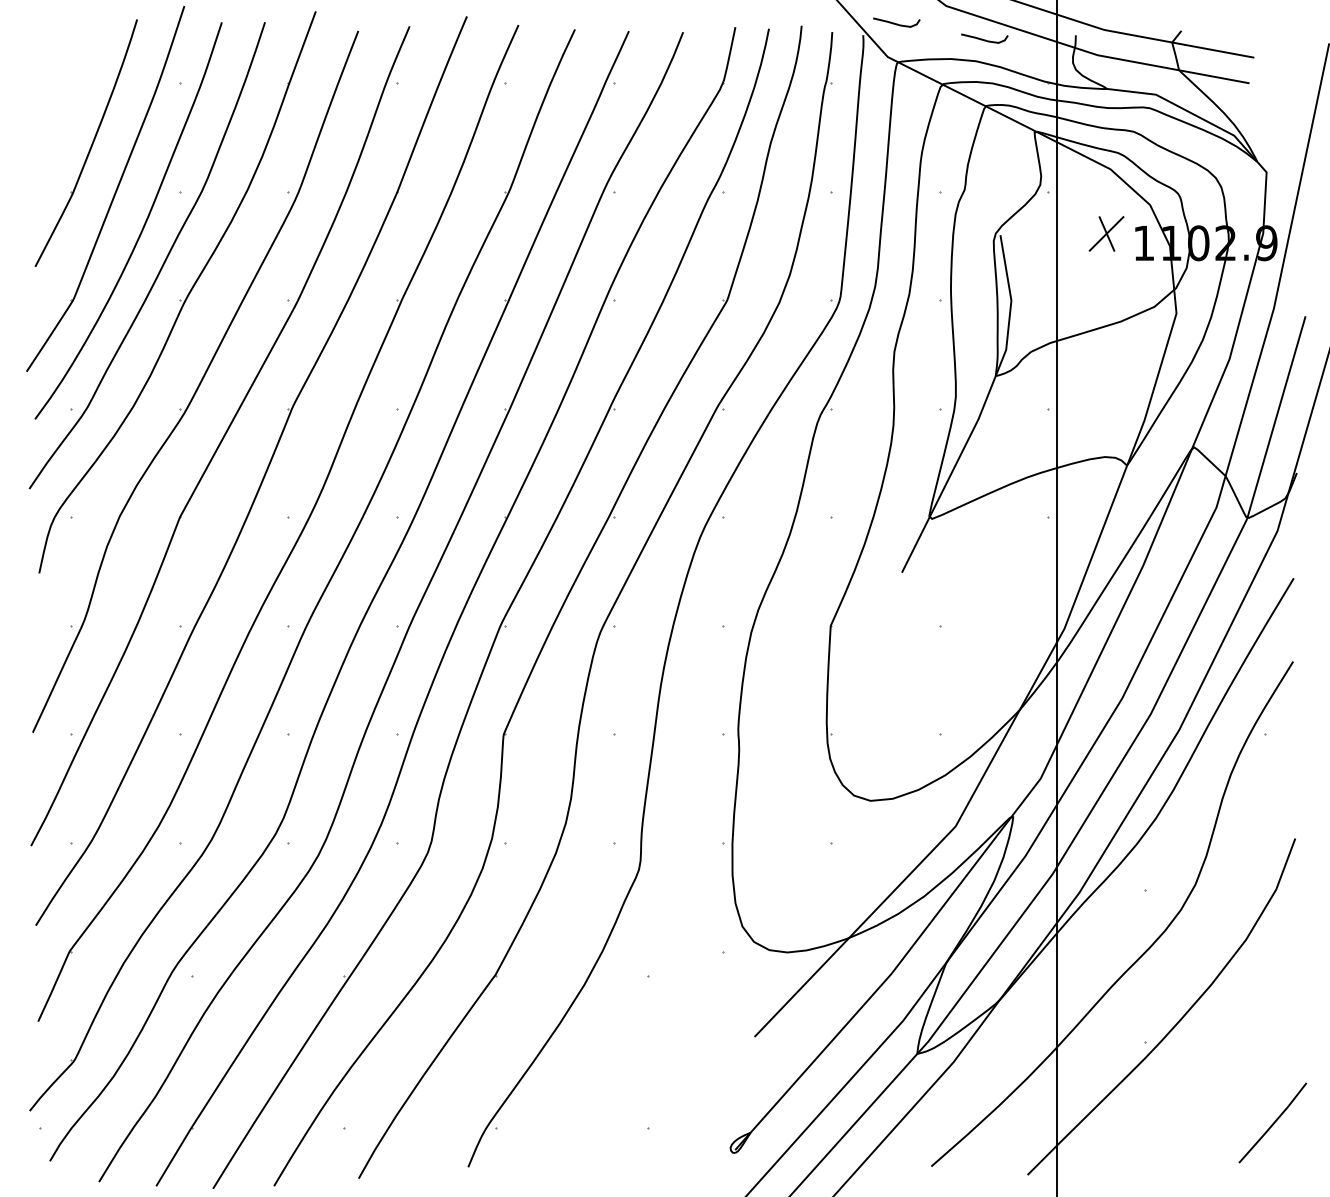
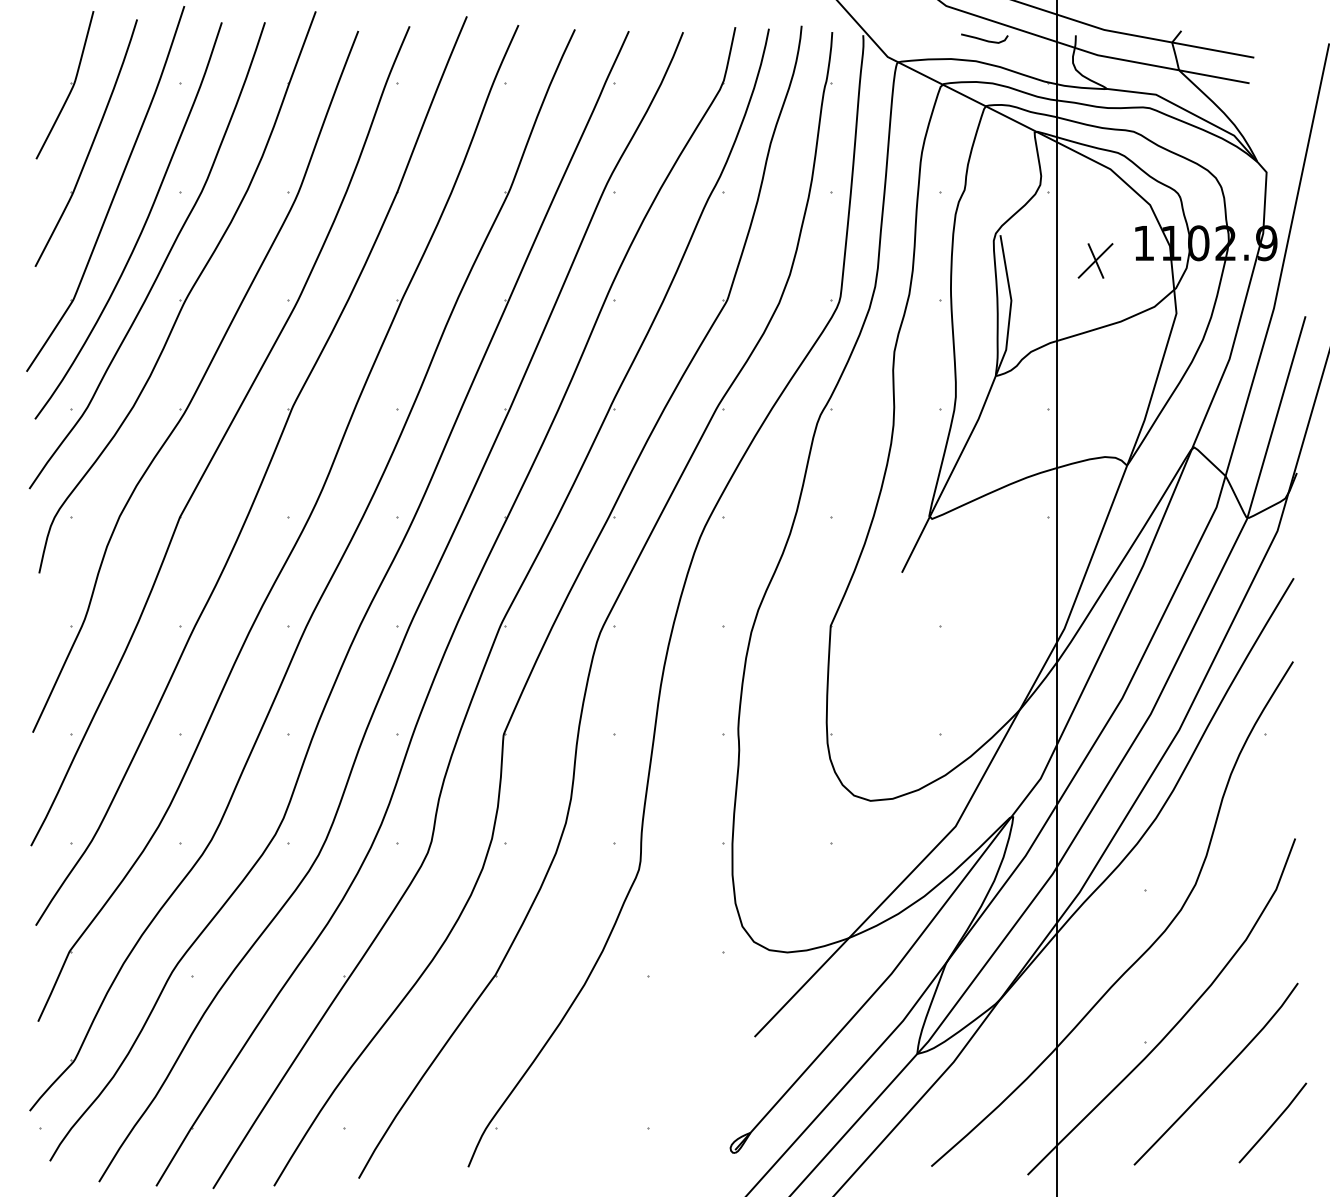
curve: present -> none (896, 23)
part: none -> present (70, 83)
part position: (1106, 233) -> (1095, 260) (1095, 260)
curve: none -> present (1218, 1075)
